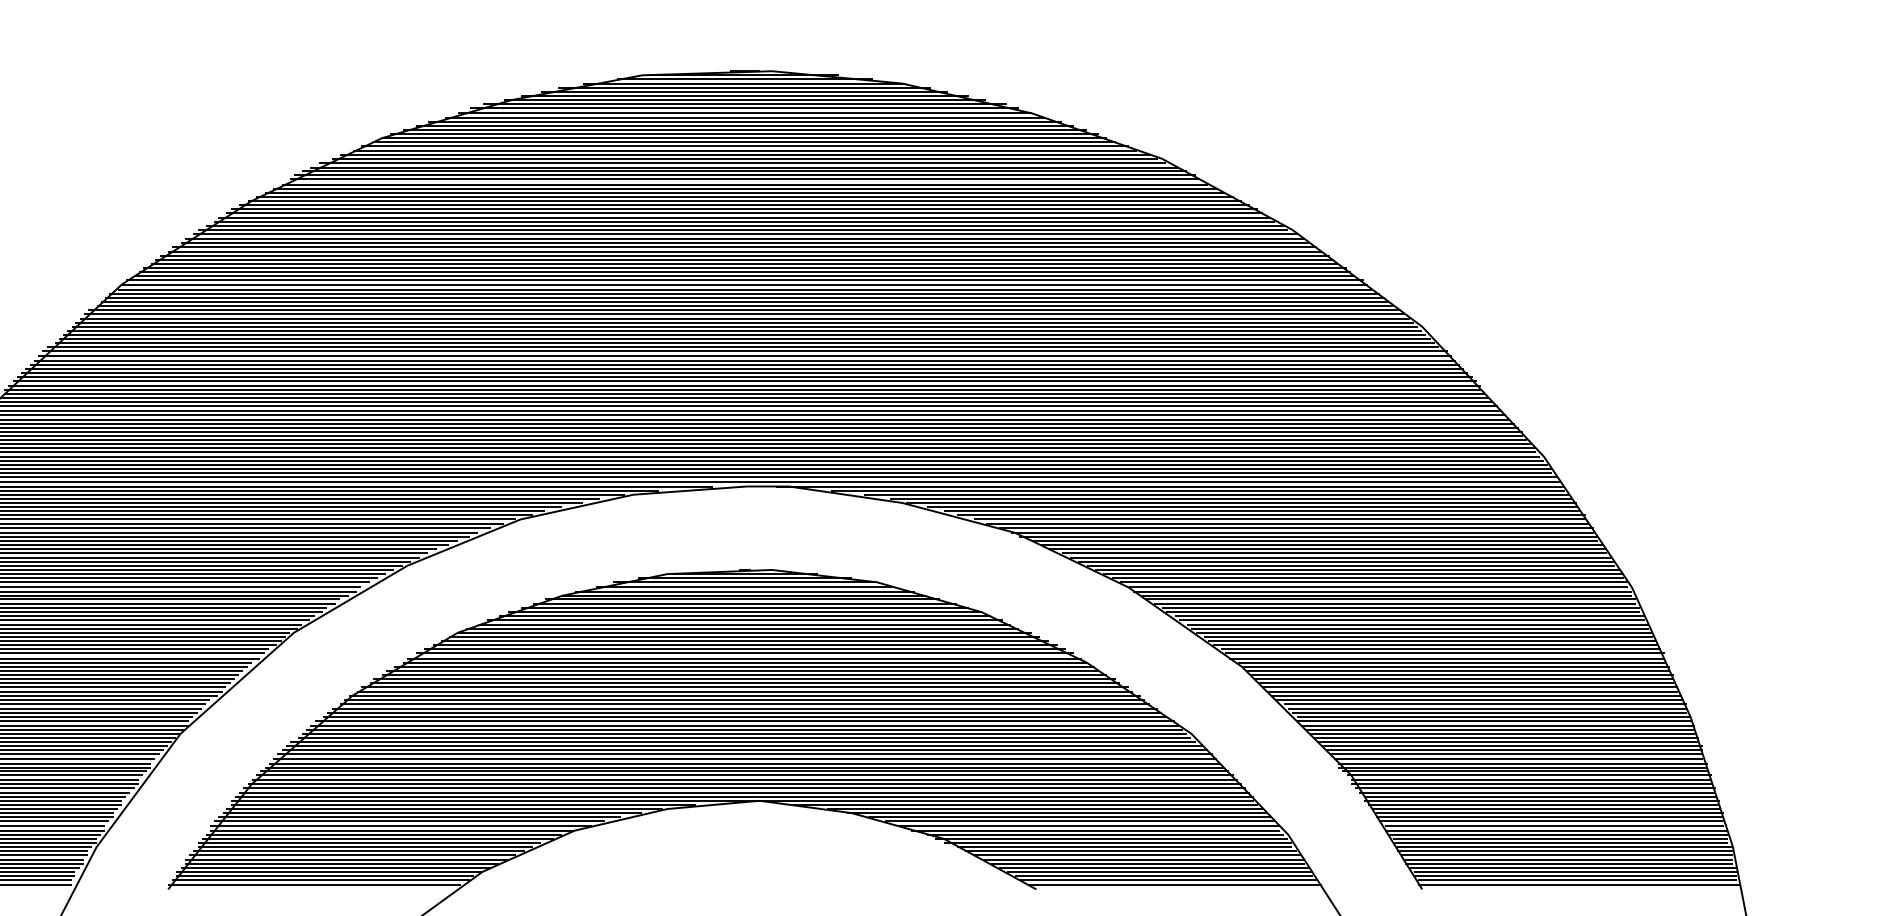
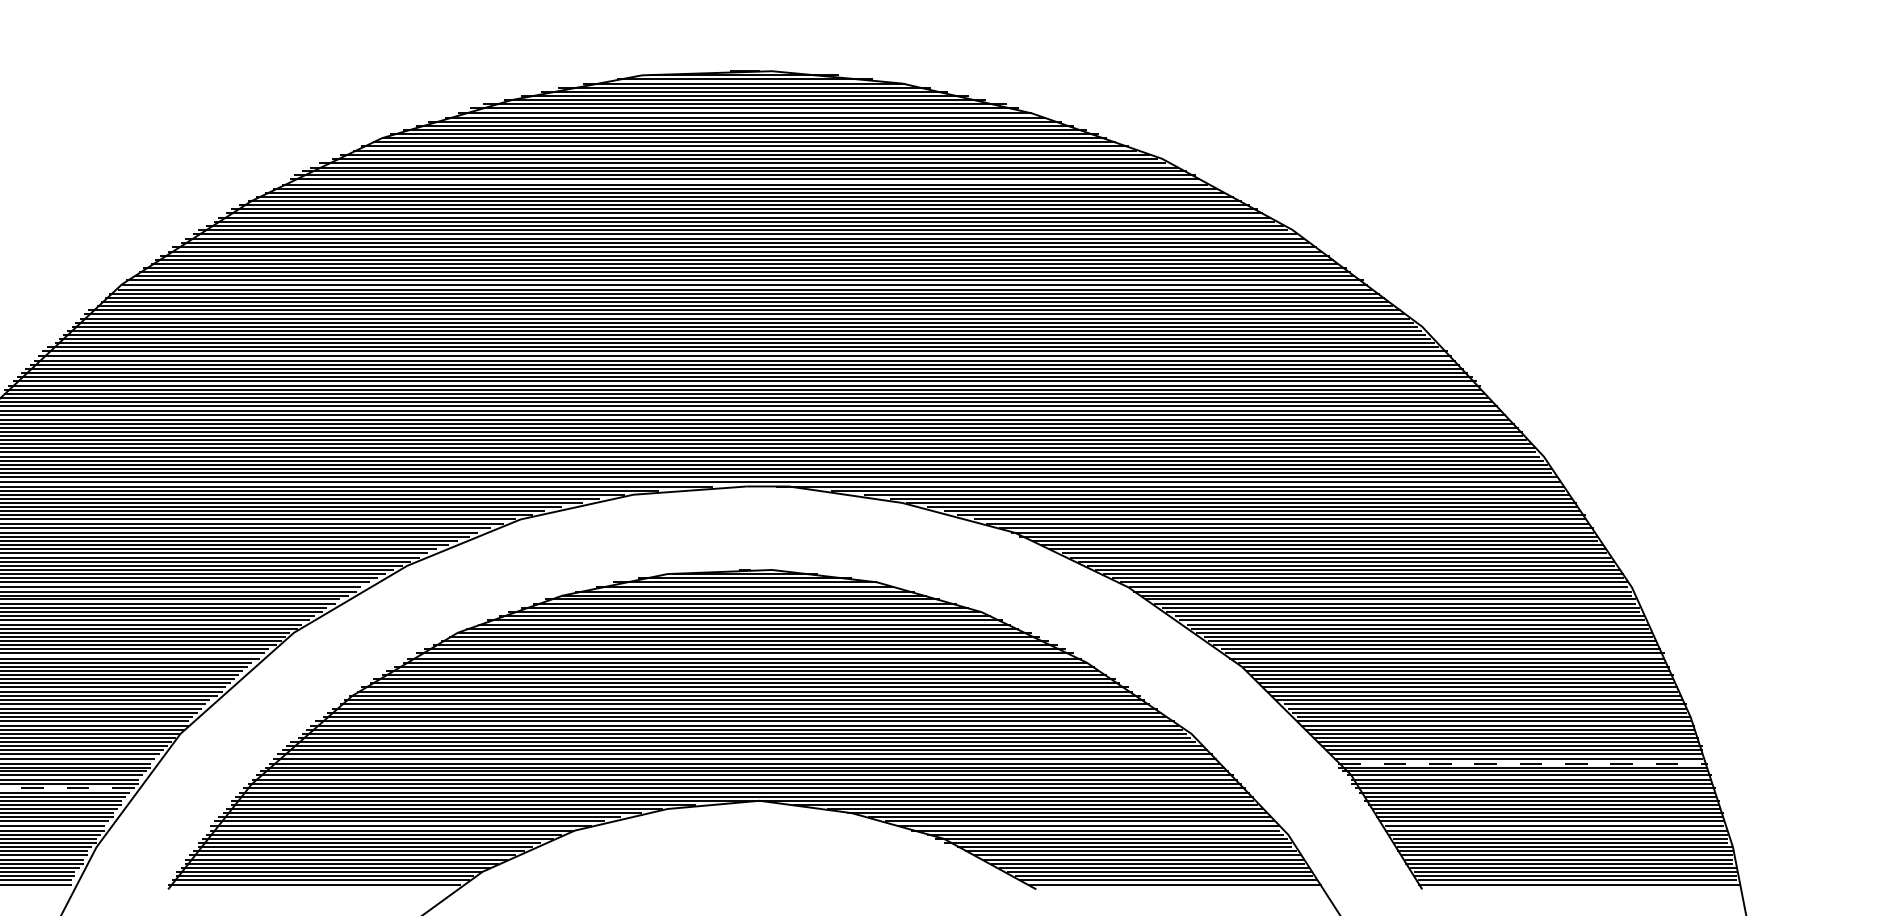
line: solid -> dashed (1523, 763)
line: solid -> dashed (66, 788)
